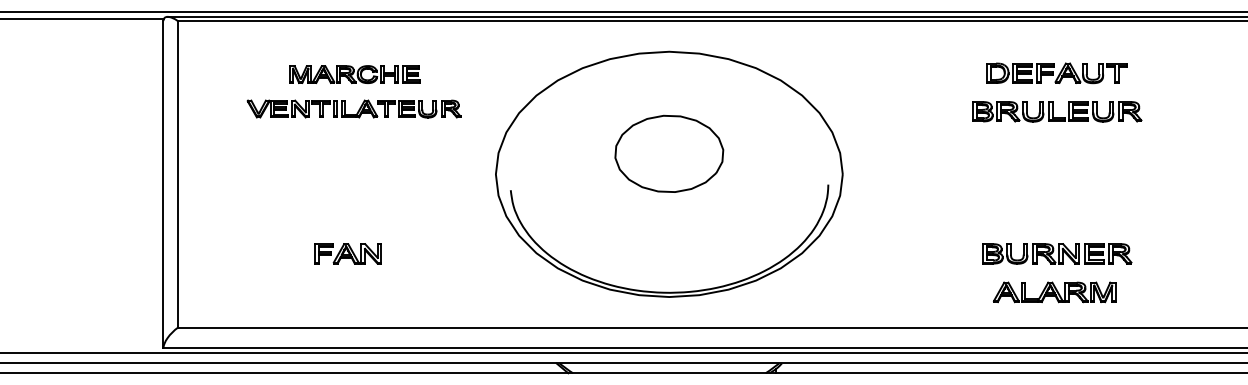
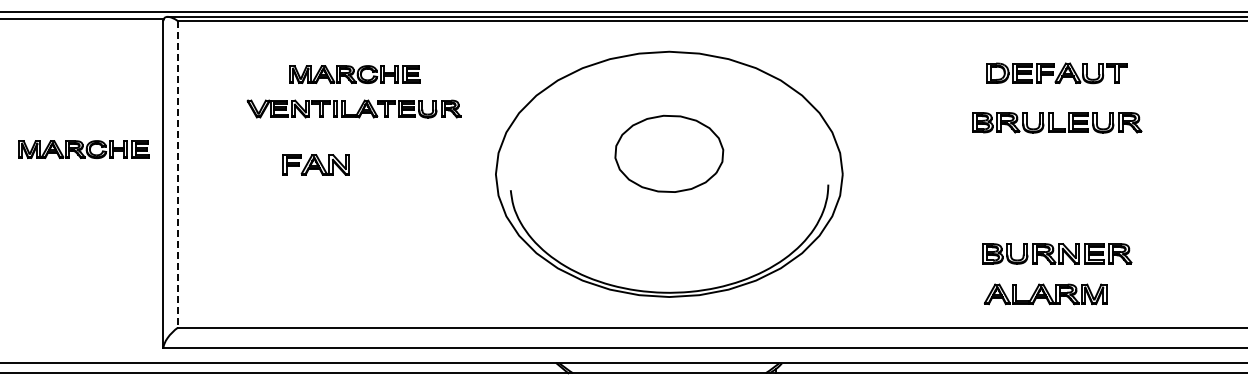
part position: (1057, 111) -> (1057, 122) (1057, 122)
part: none -> present (83, 149)
line: solid -> dashed (177, 174)
part position: (347, 253) -> (315, 164) (315, 164)
part position: (1054, 292) -> (1045, 294) (1045, 294)
line: present -> none (623, 353)
